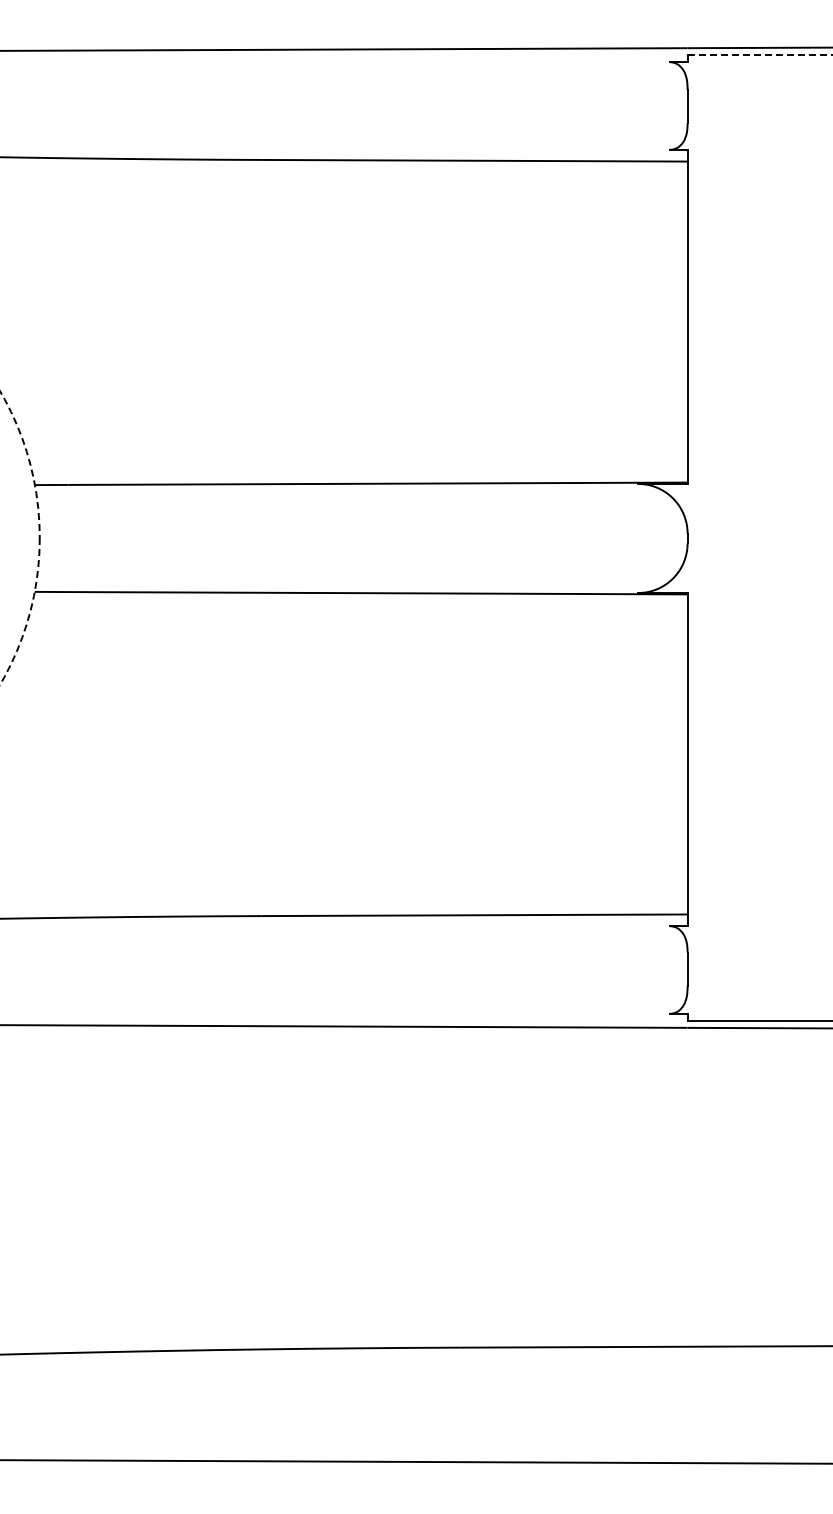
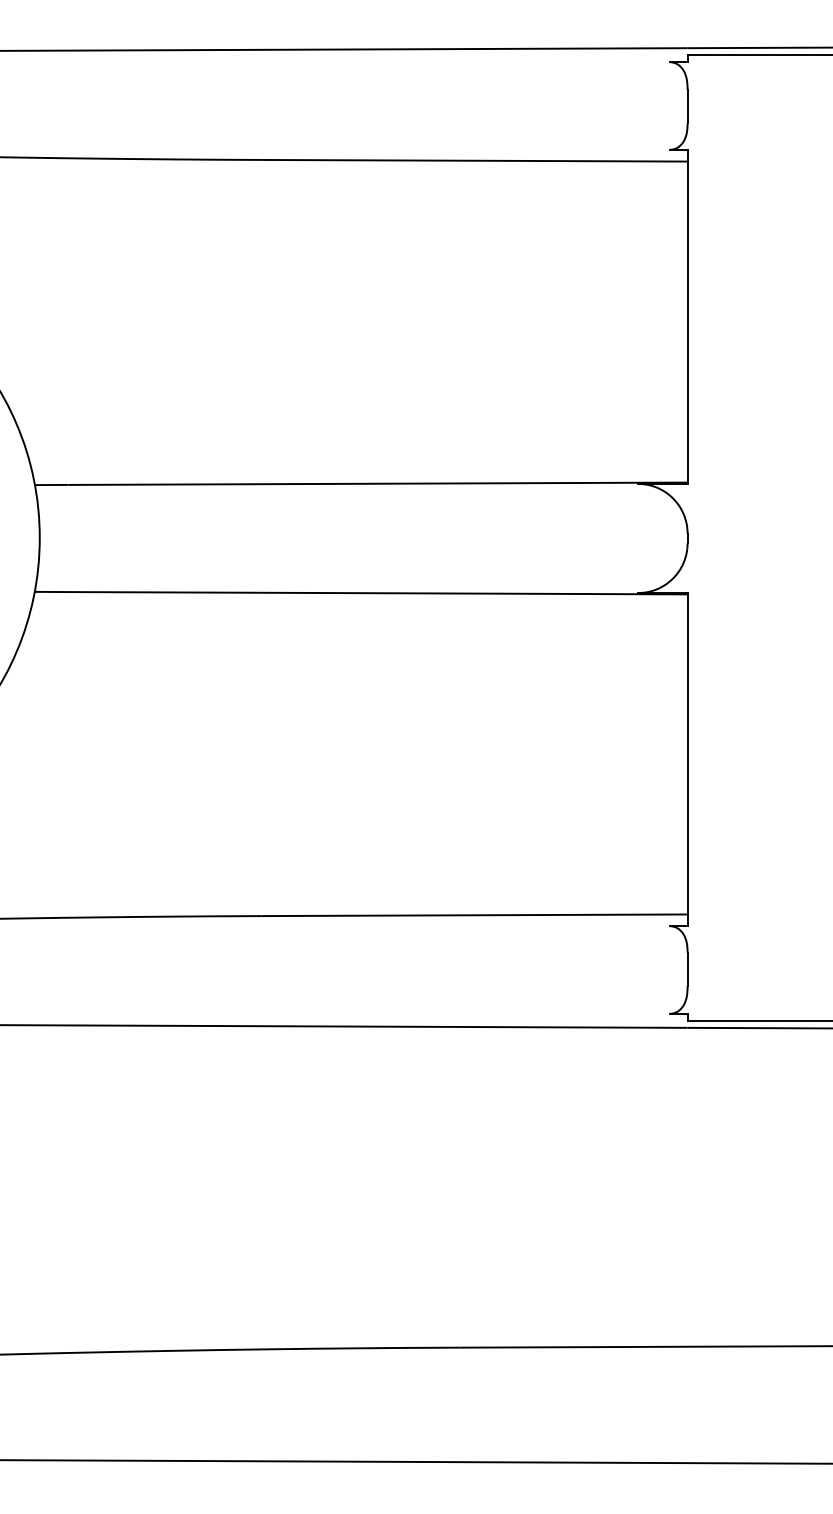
line: dashed -> solid (760, 54)
circle: dashed -> solid (19, 537)
